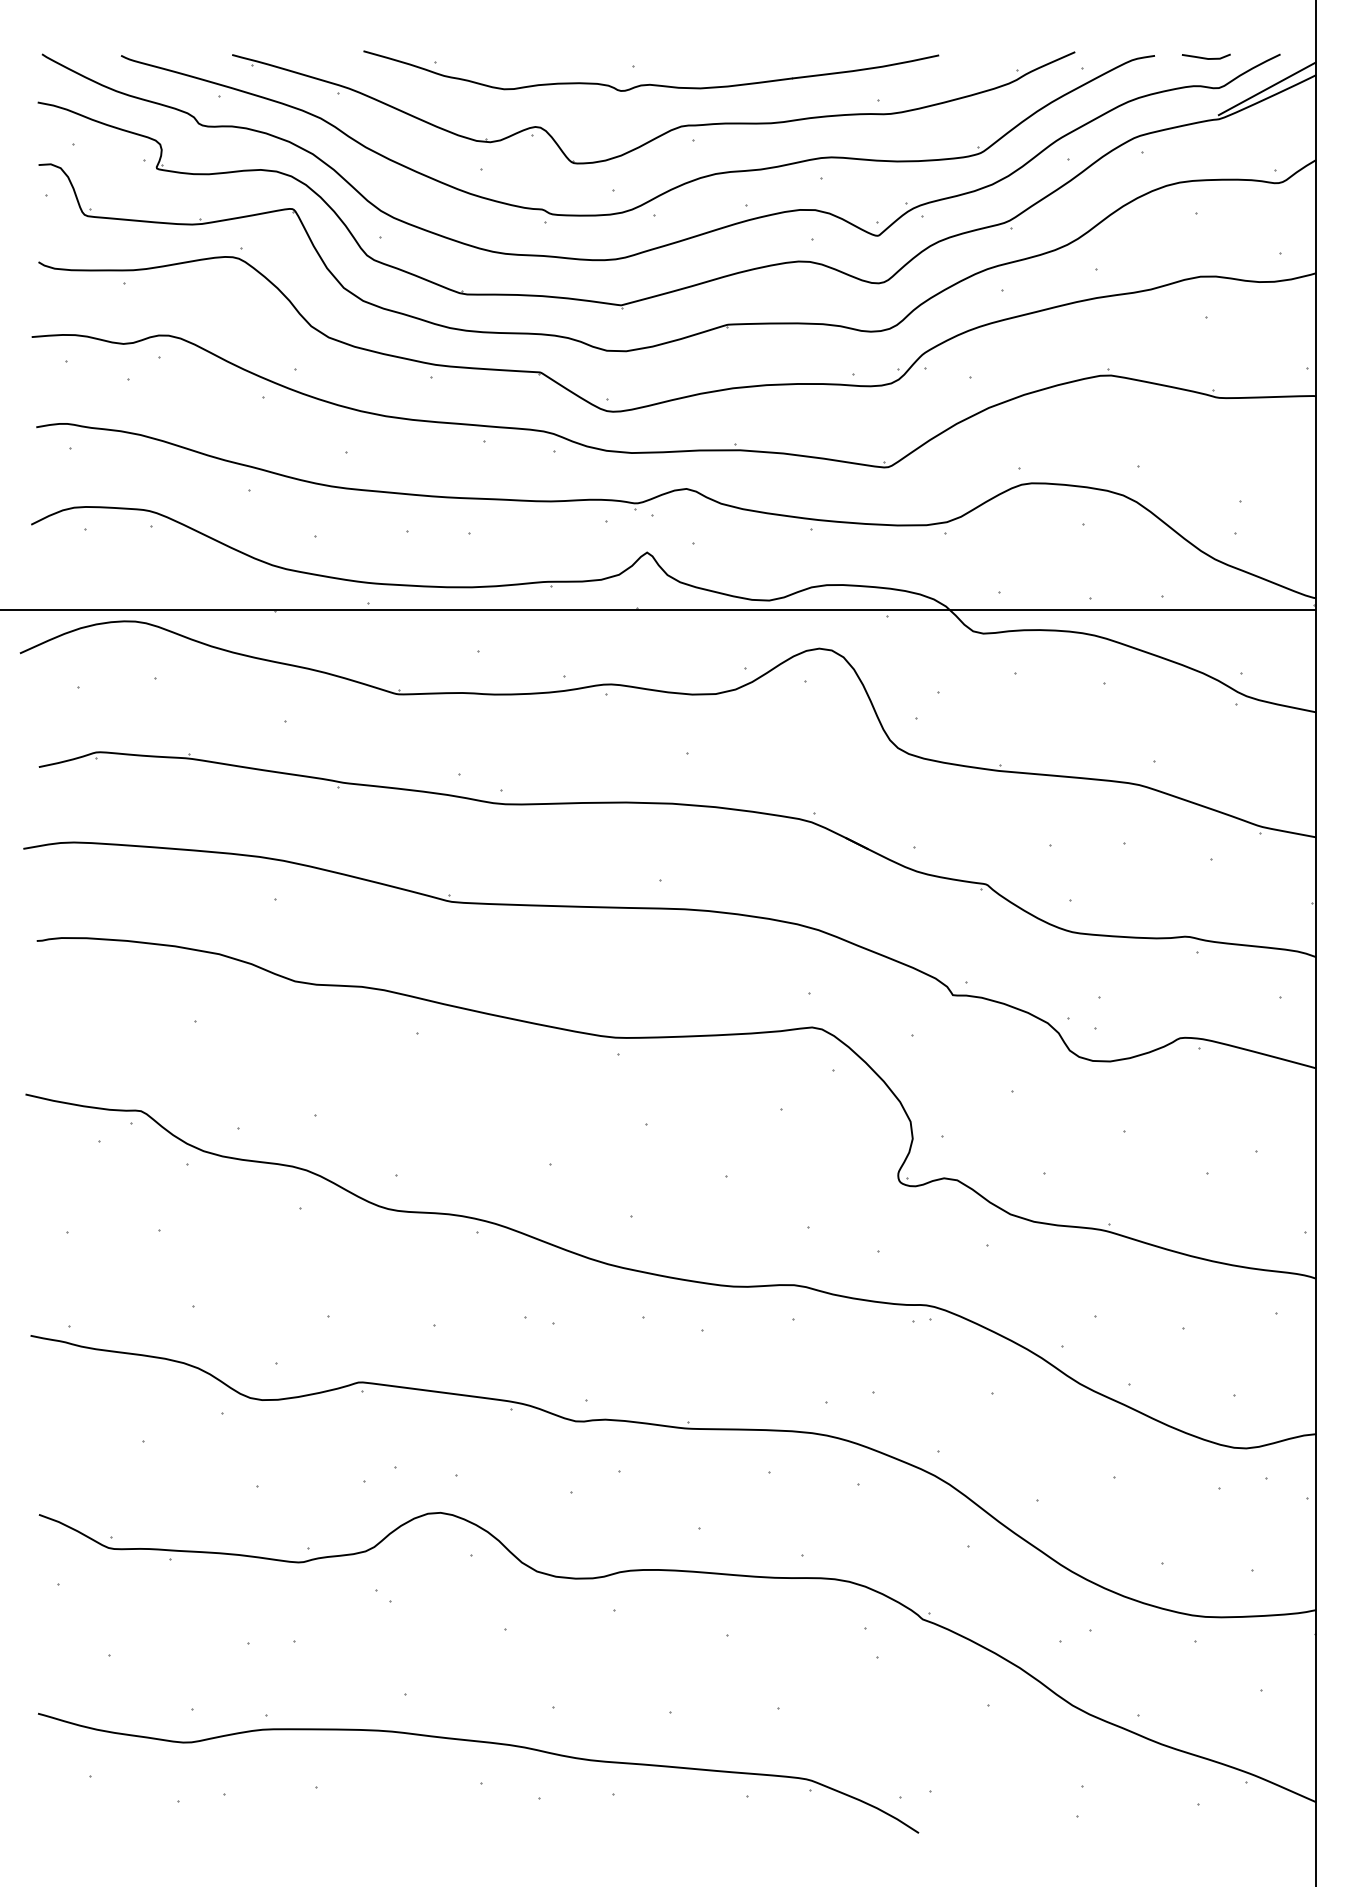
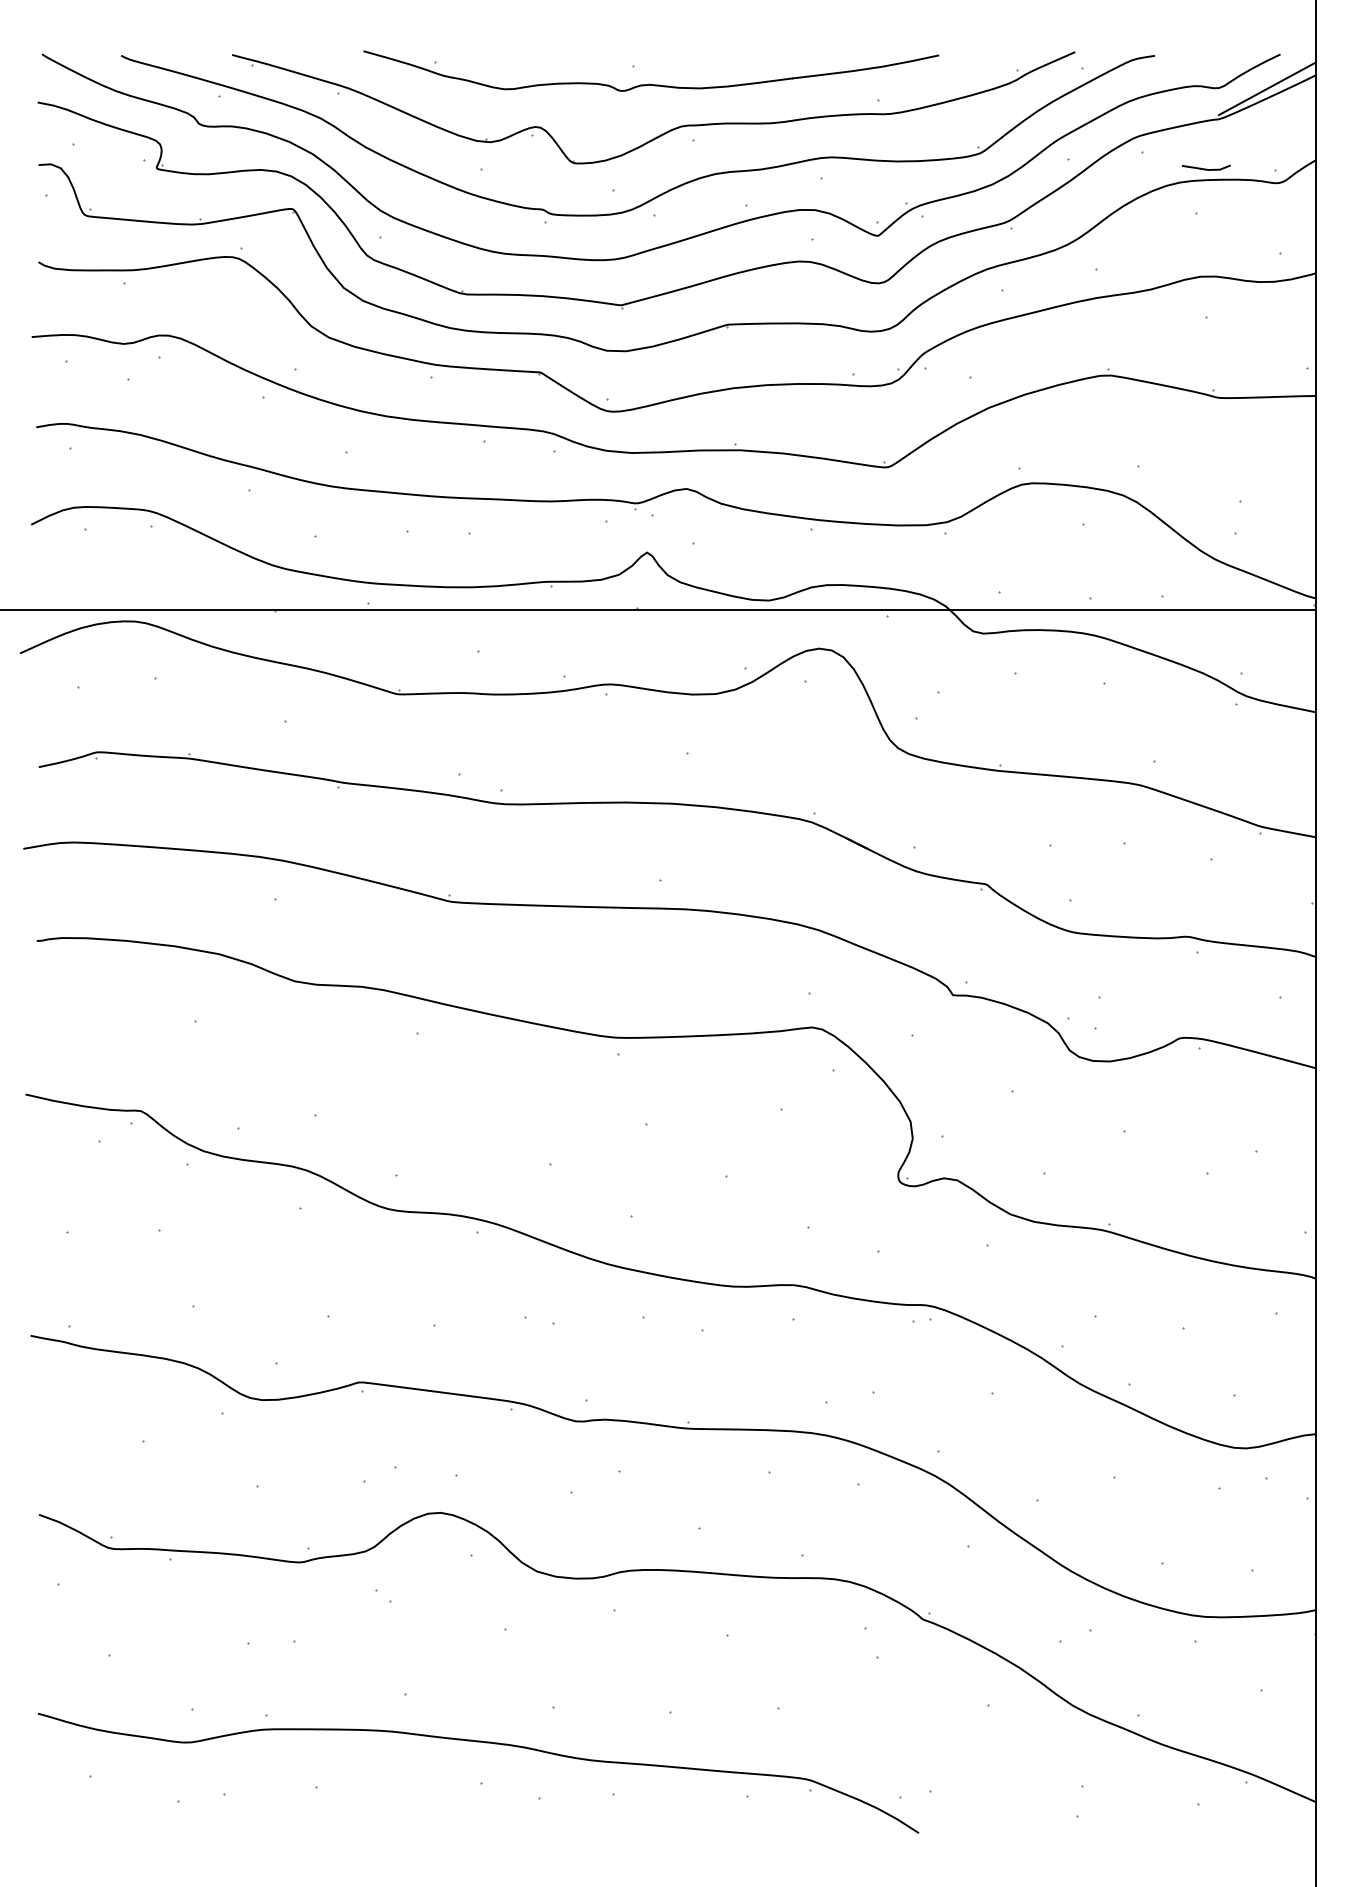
line position: (1206, 57) -> (1206, 168) (1206, 168)
